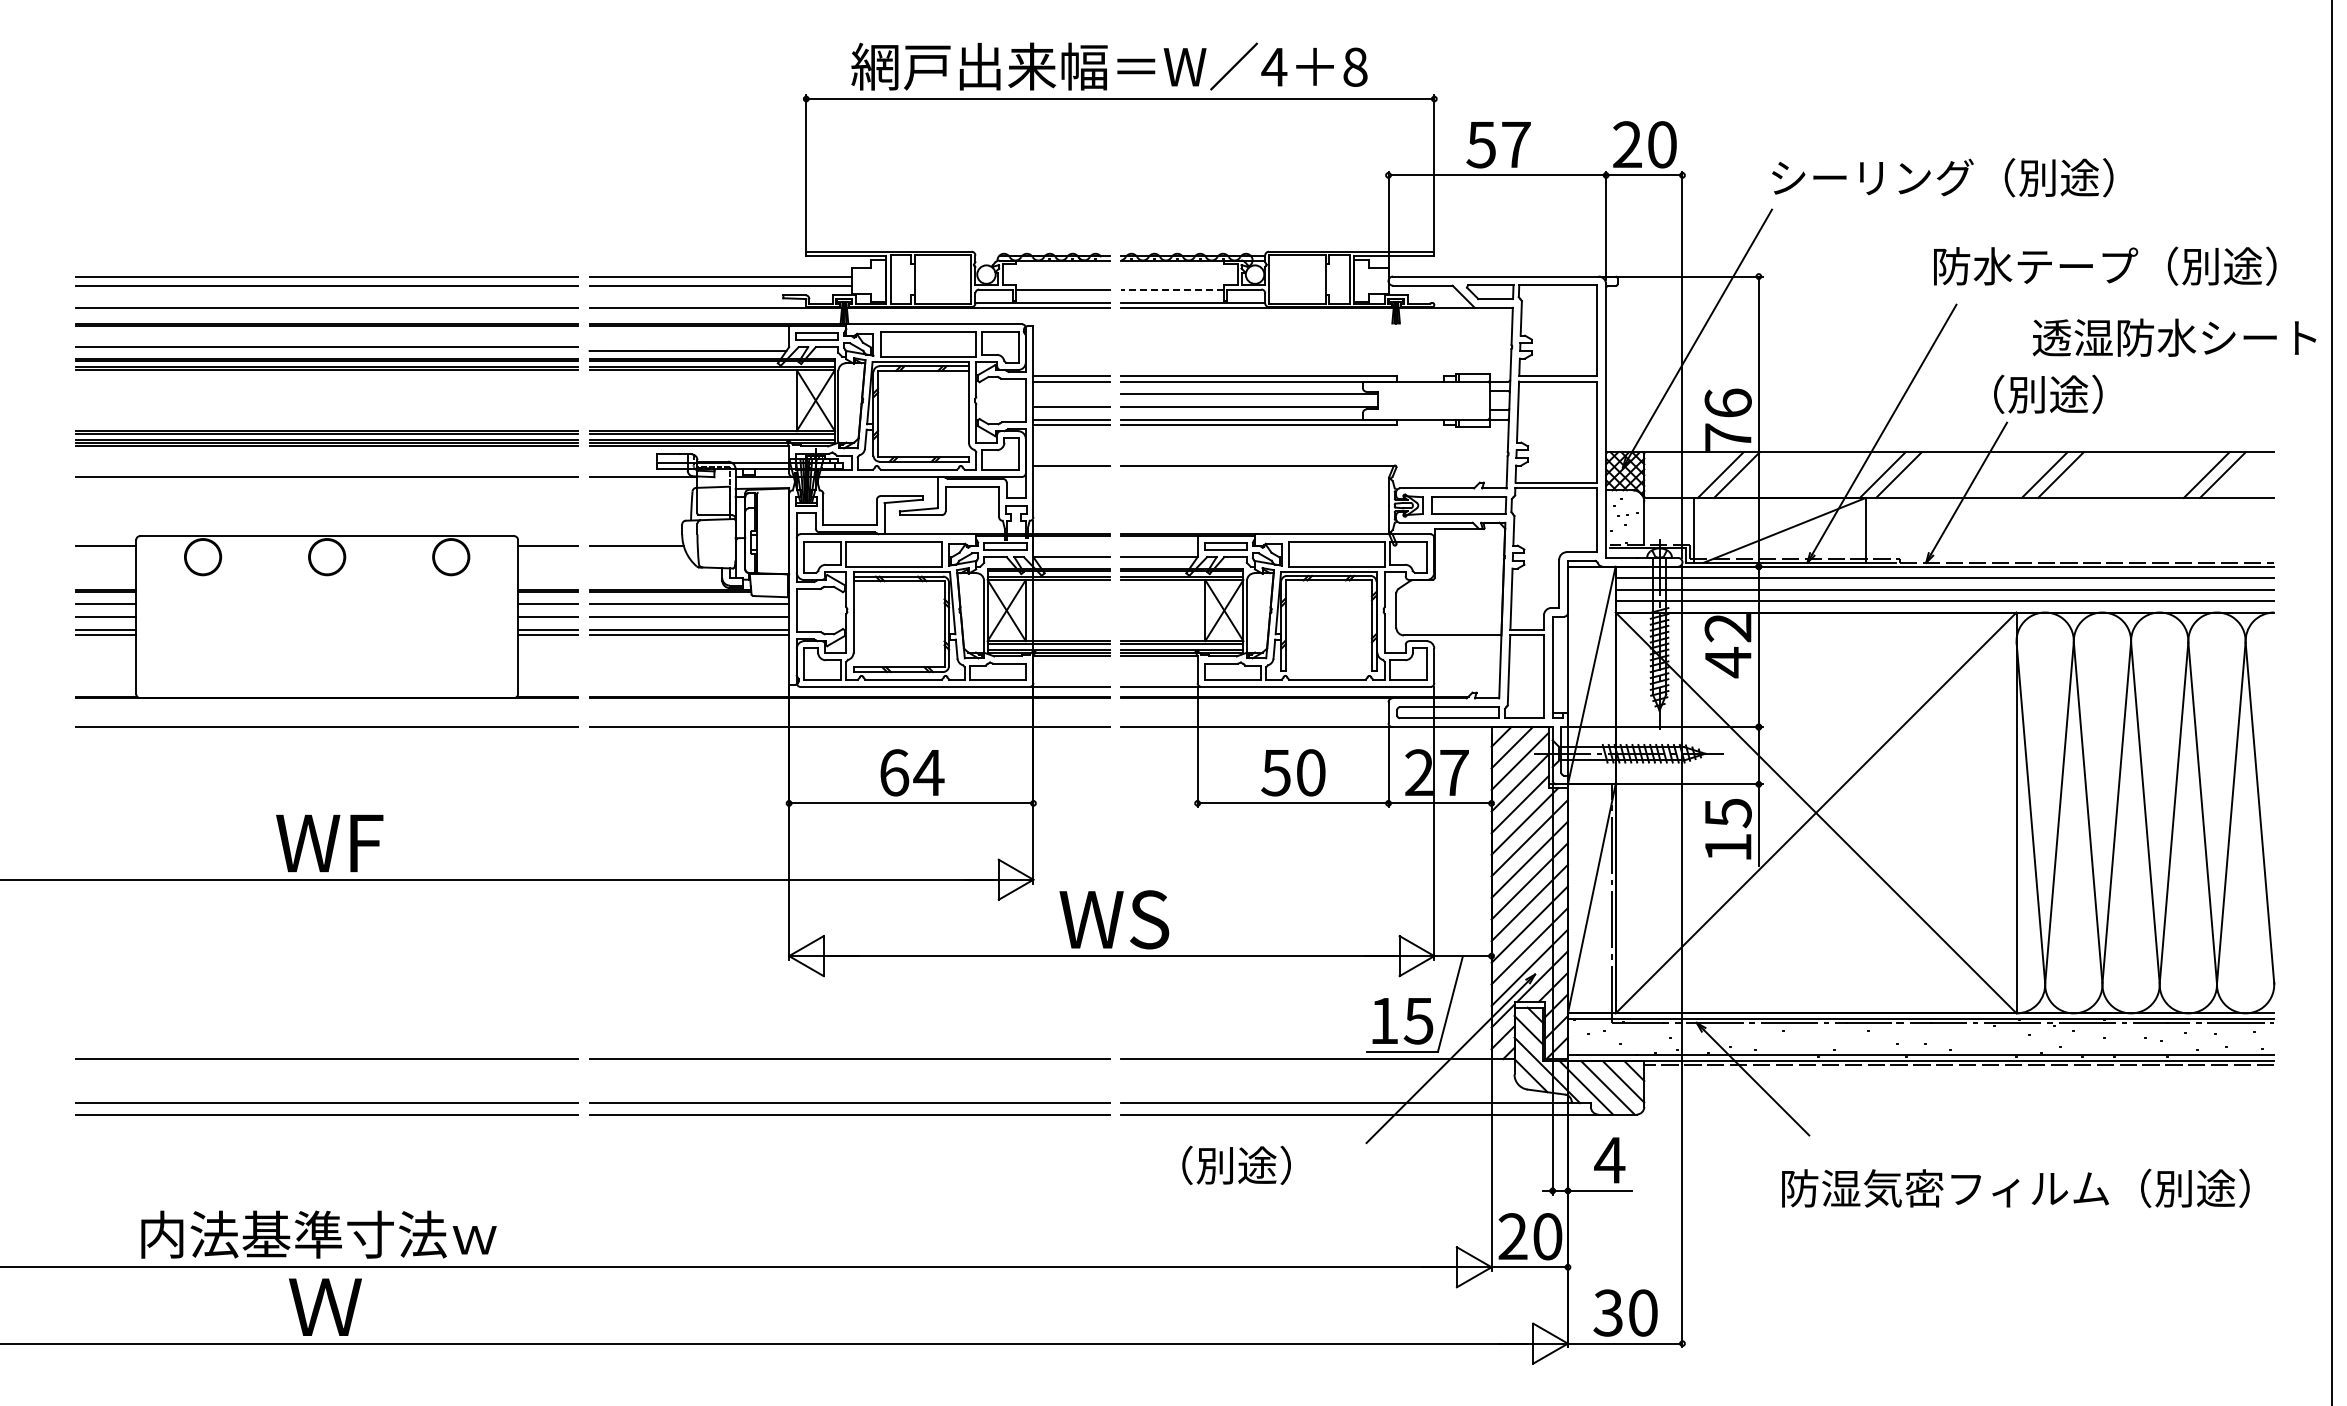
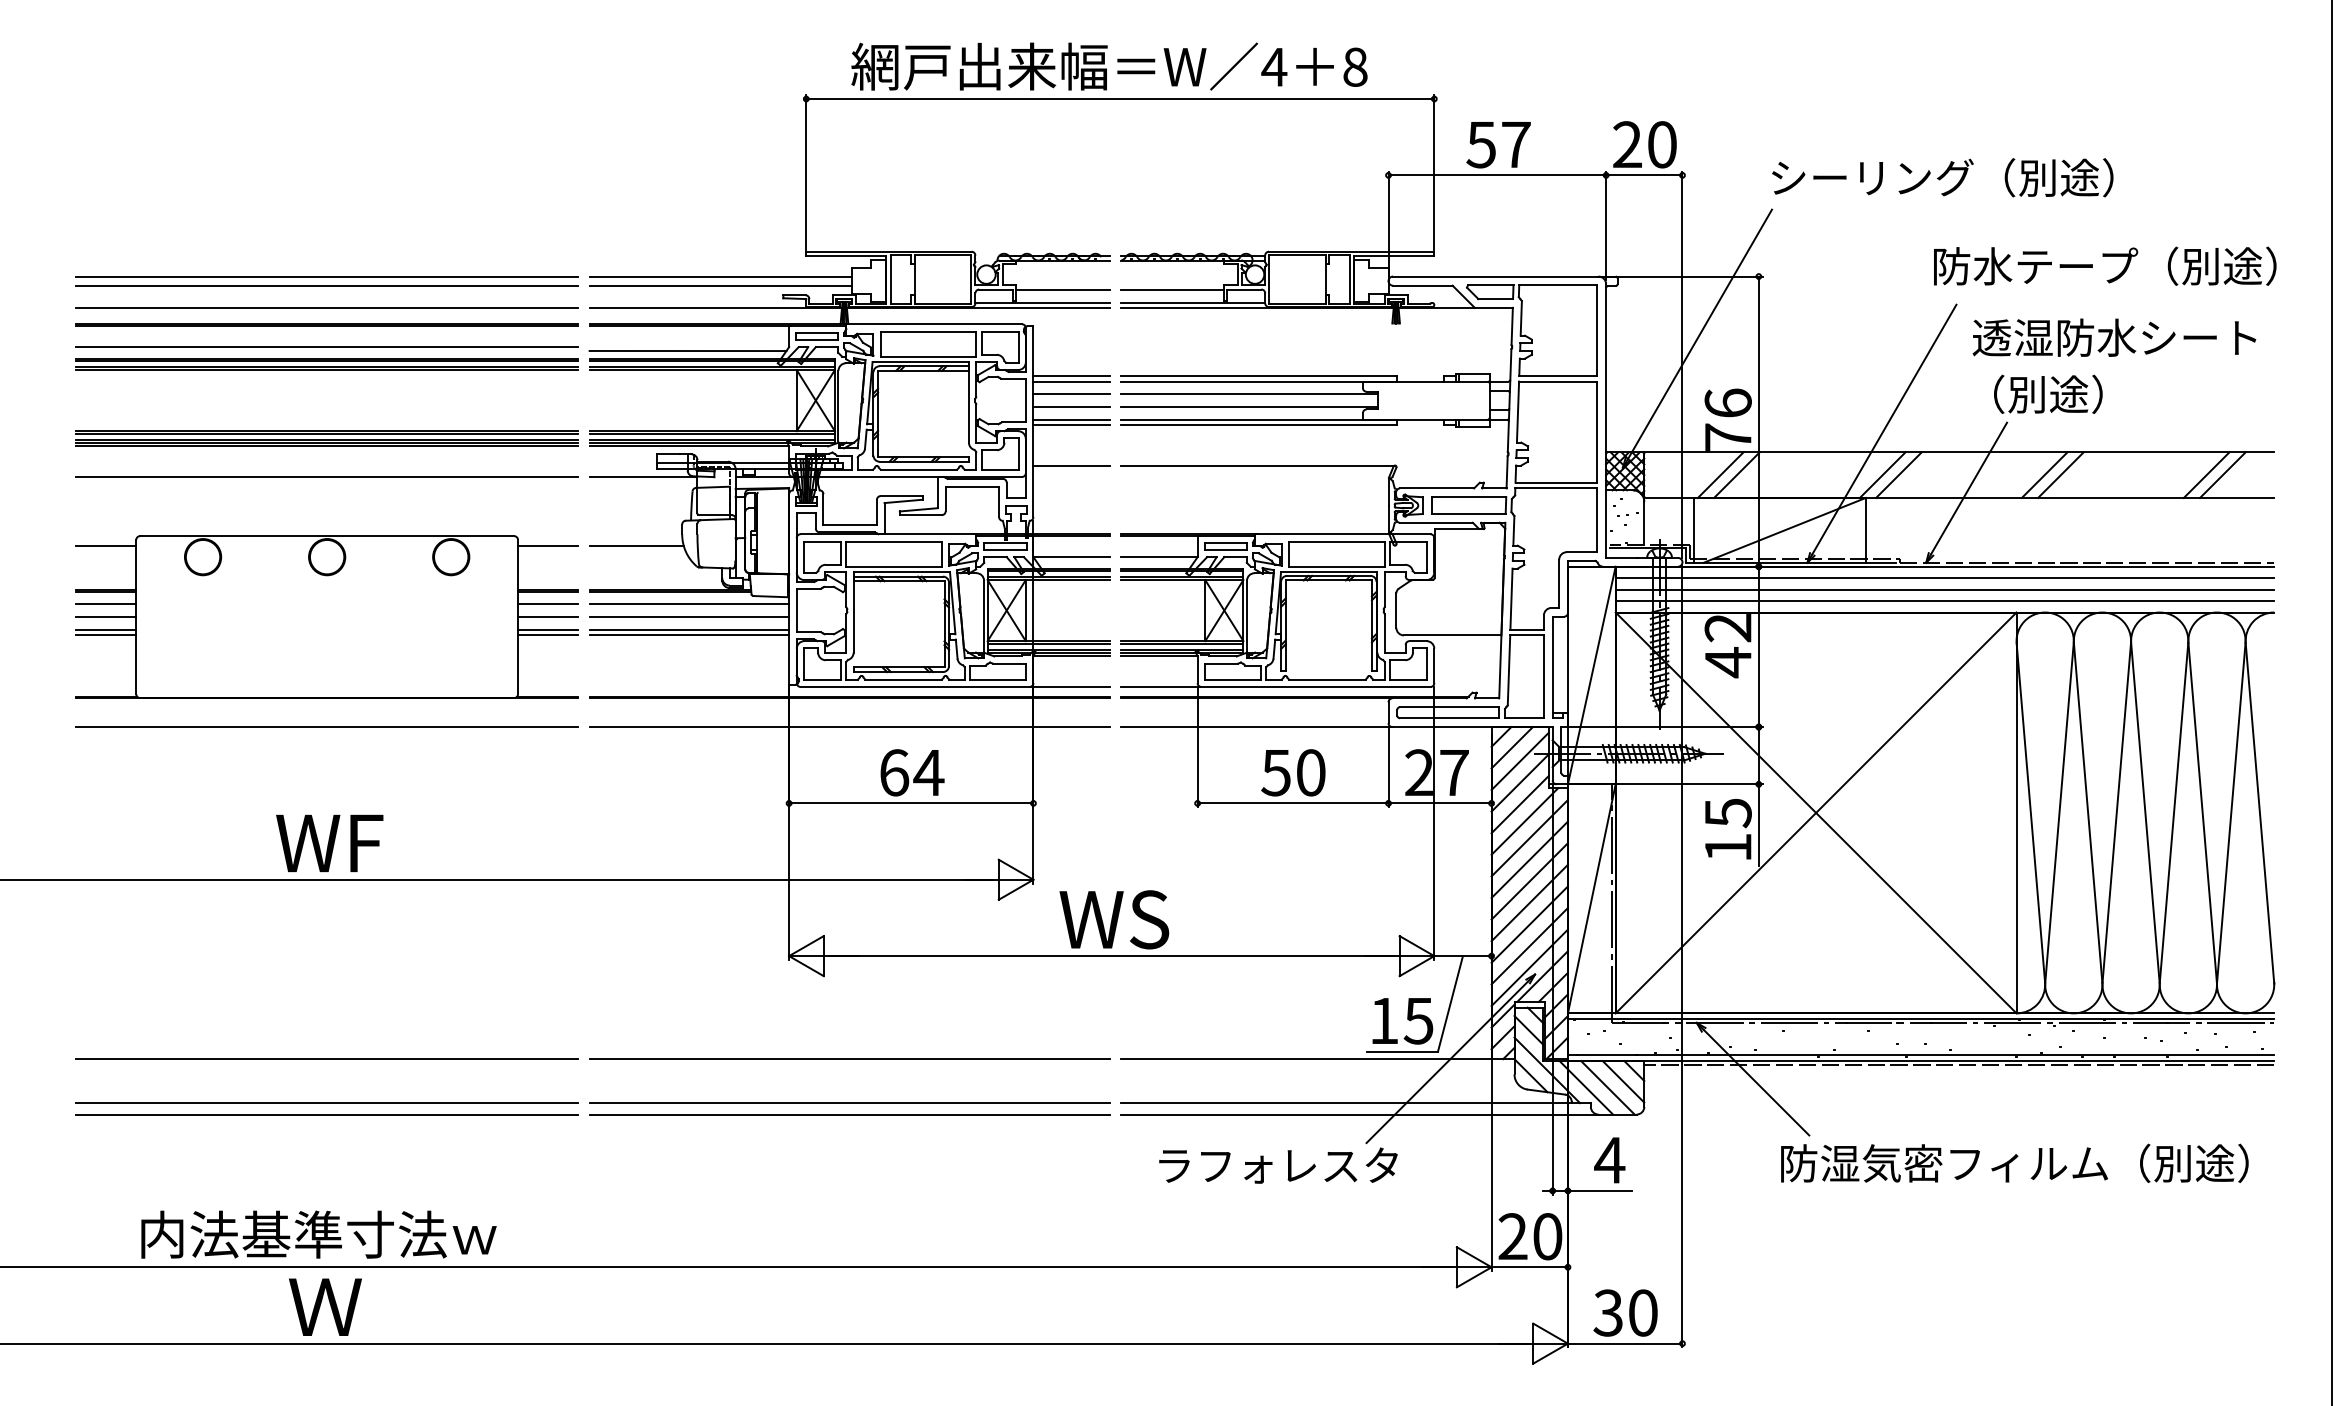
line: dashed -> solid (1172, 289)
text position: (2174, 337) -> (2114, 337) (2114, 337)
line: none -> present (1071, 394)
text: （別途） -> ラフォレスタ (1278, 1165)
text position: (2015, 1187) -> (2014, 1162) (2014, 1162)
